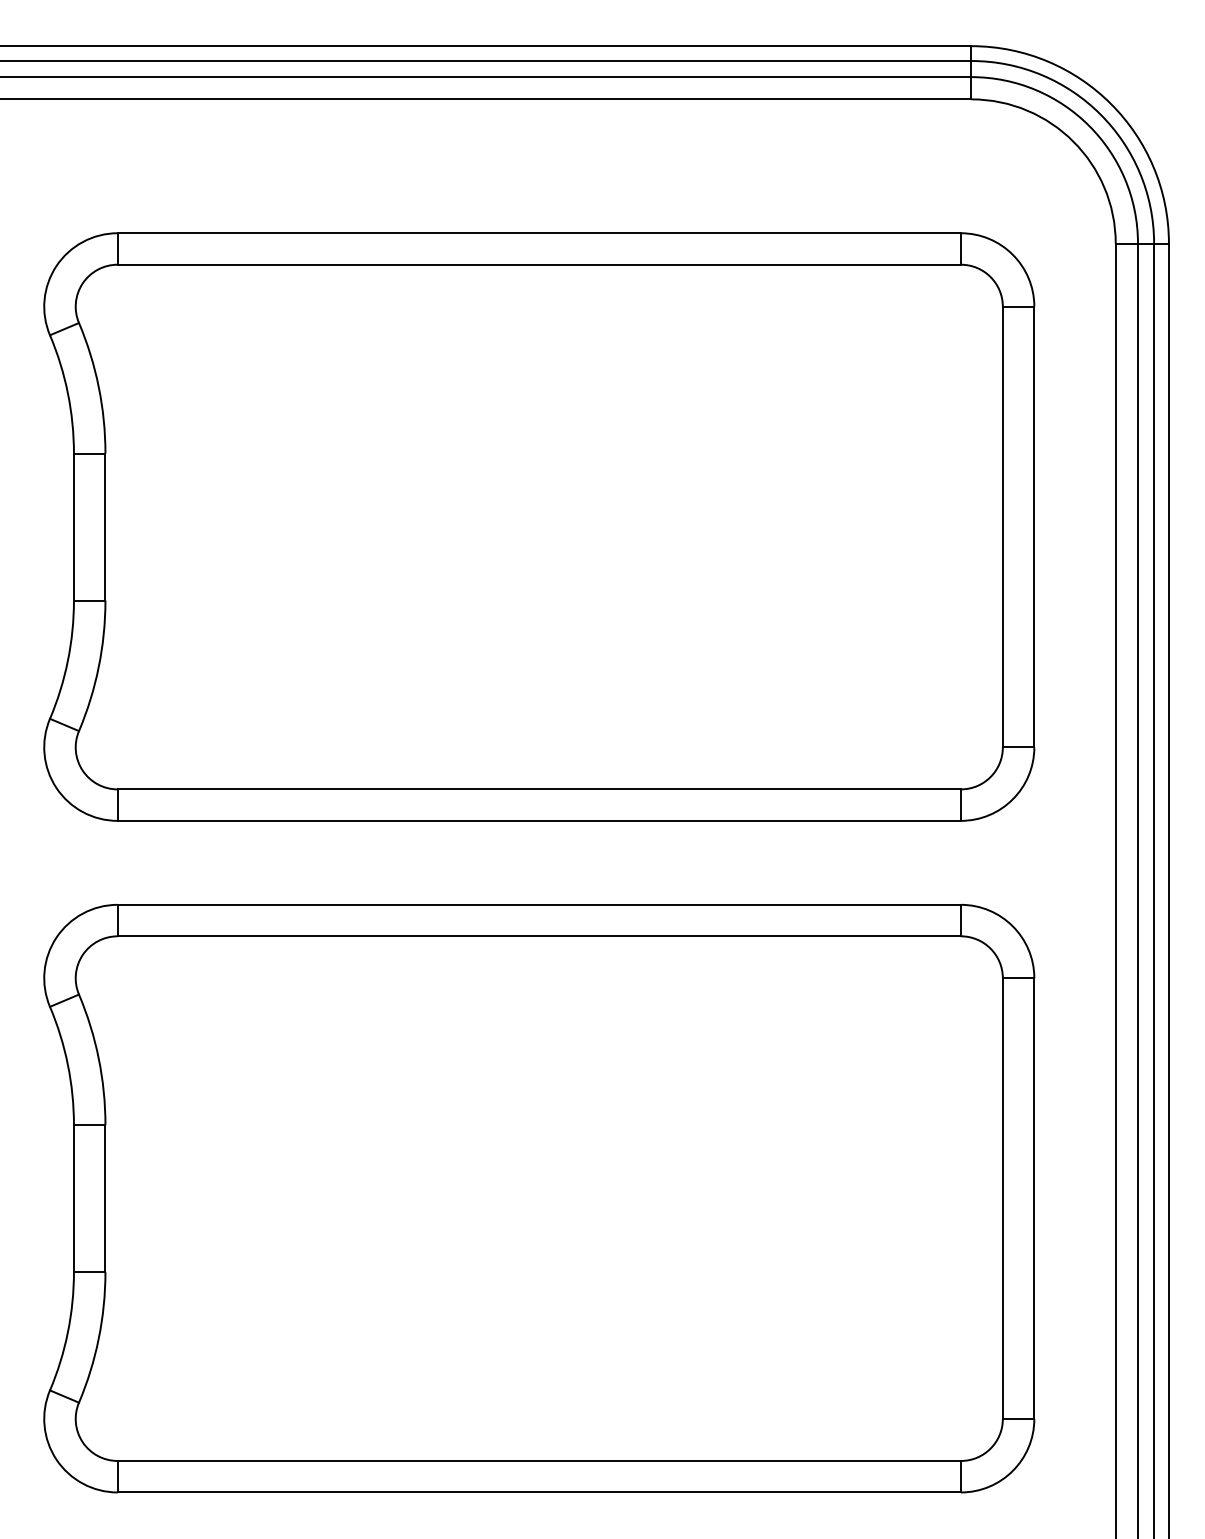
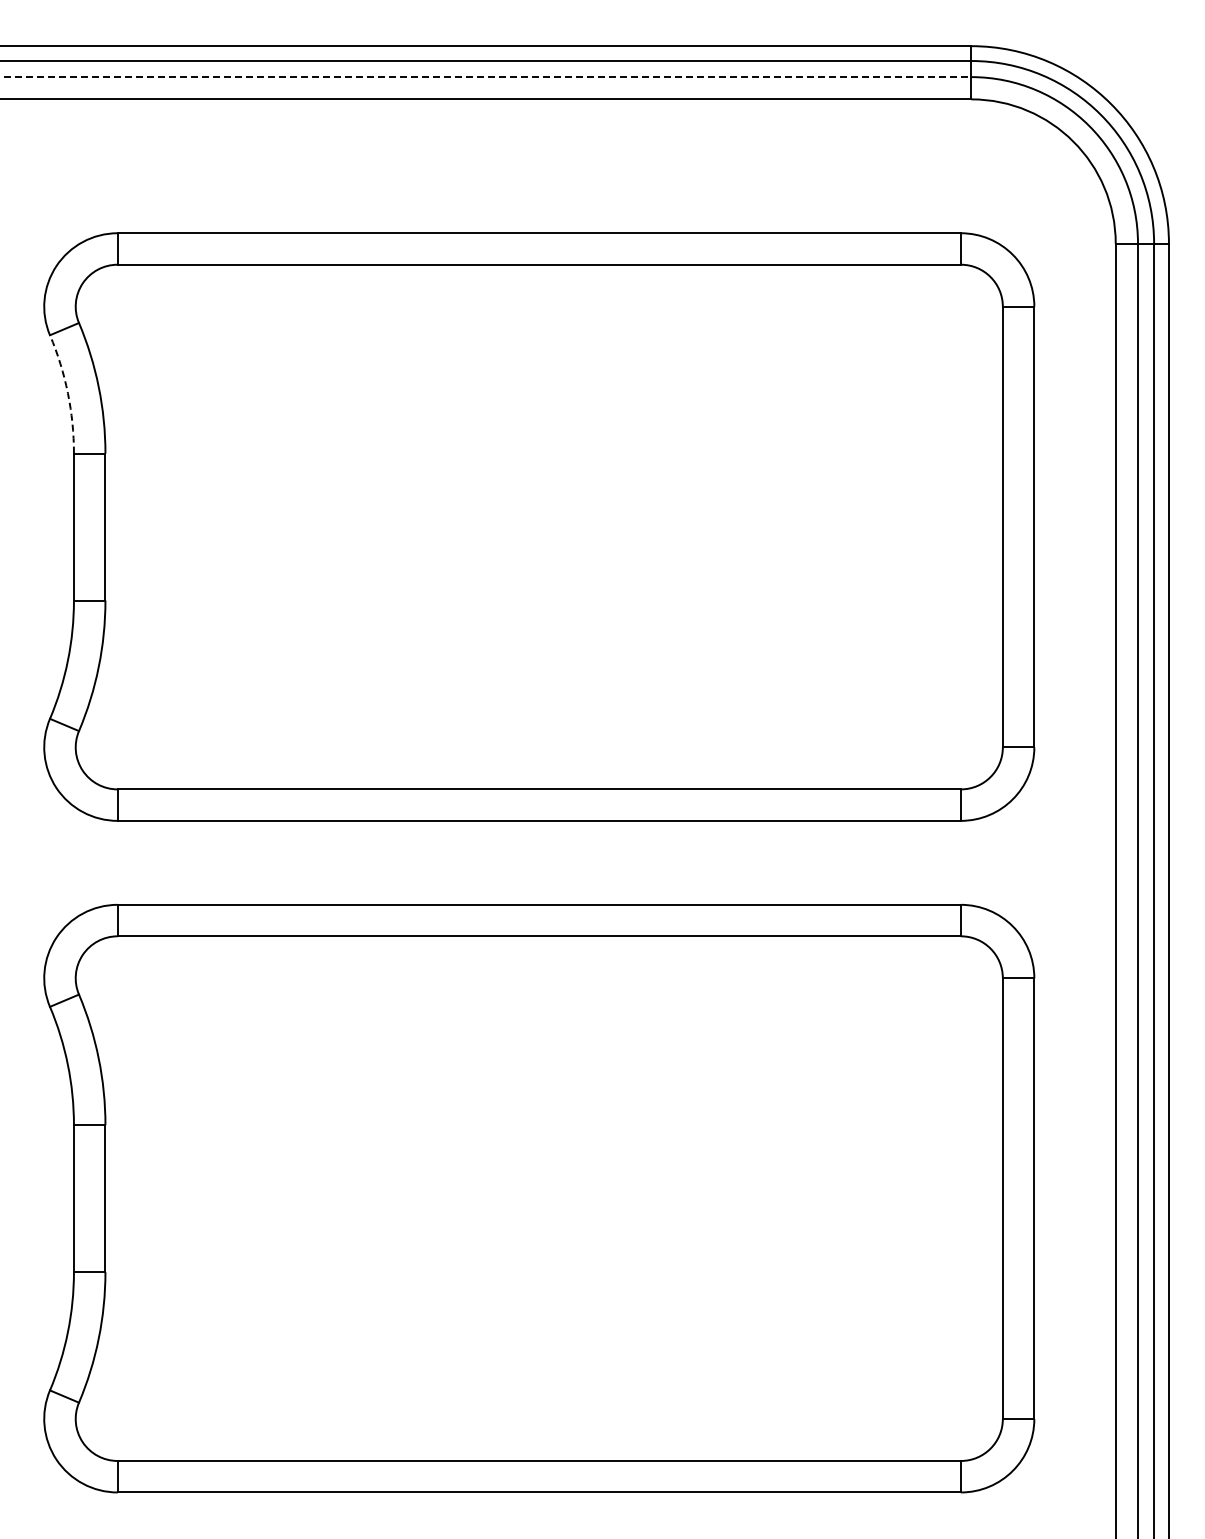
line: solid -> dashed (486, 77)
arc: solid -> dashed (67, 393)
